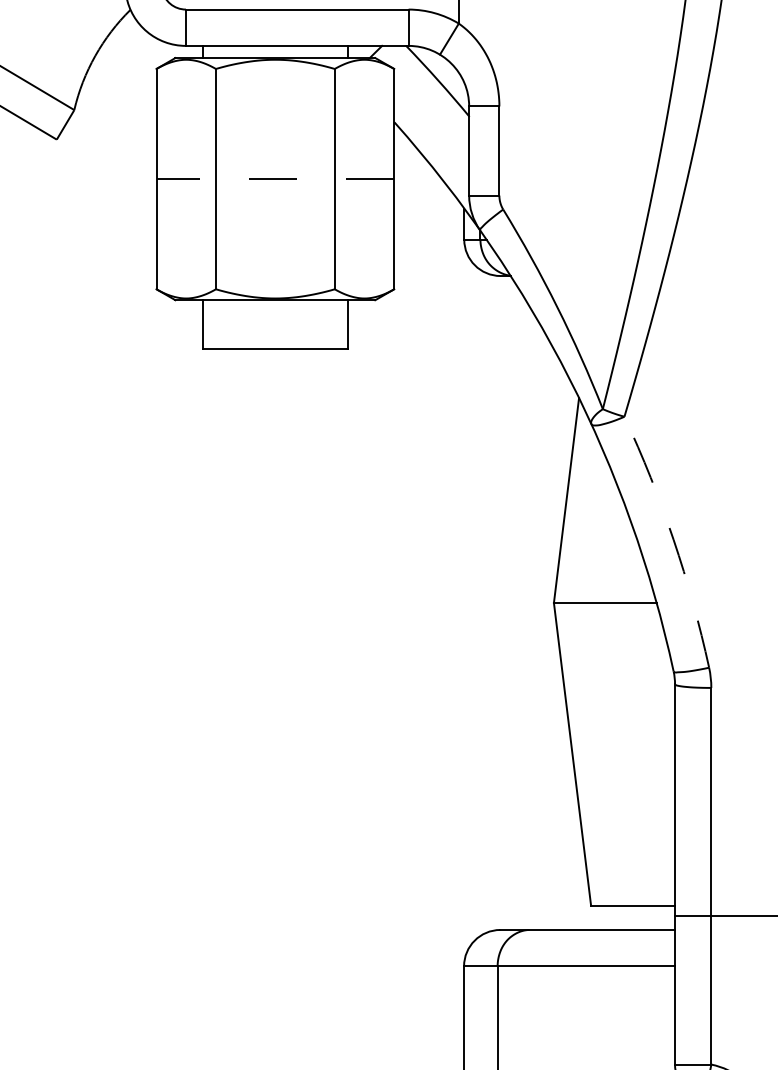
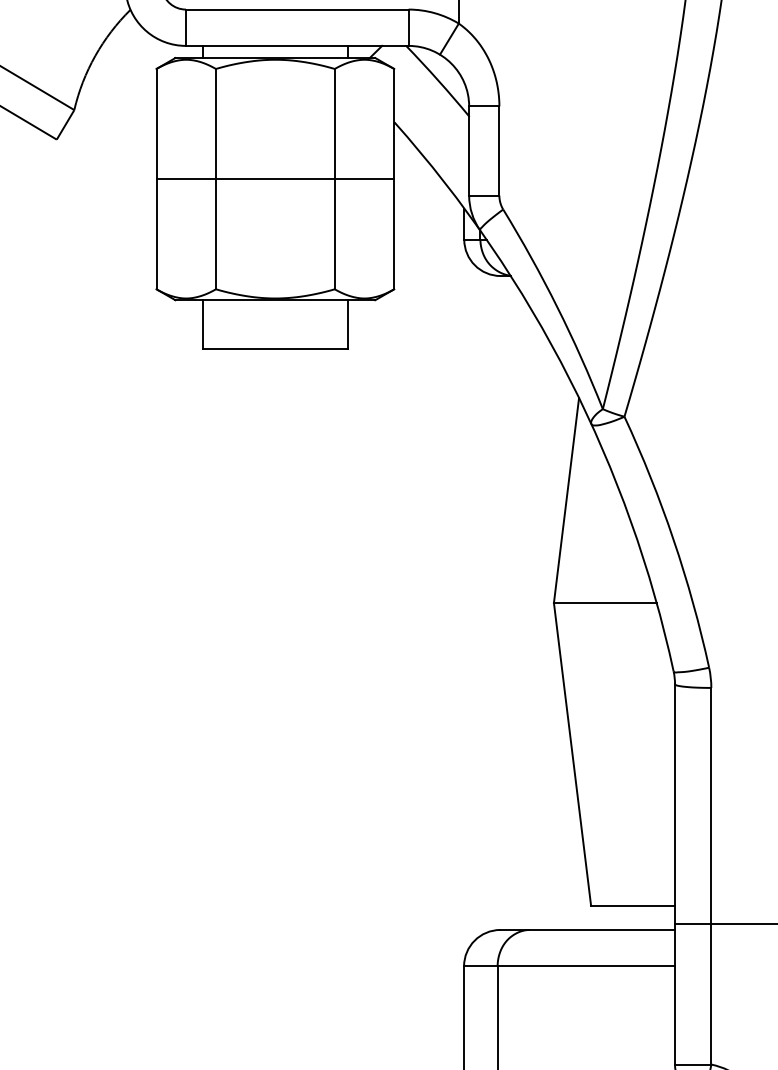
line: dashed -> solid (275, 179)
arc: dashed -> solid (673, 539)
line position: (724, 916) -> (724, 924) (724, 924)
